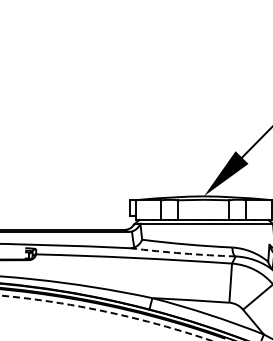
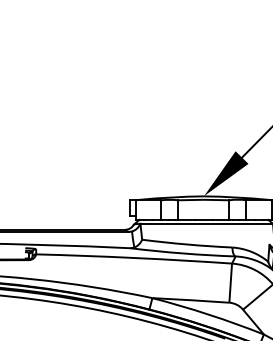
arc: dashed -> solid (182, 253)
arc: dashed -> solid (107, 312)
